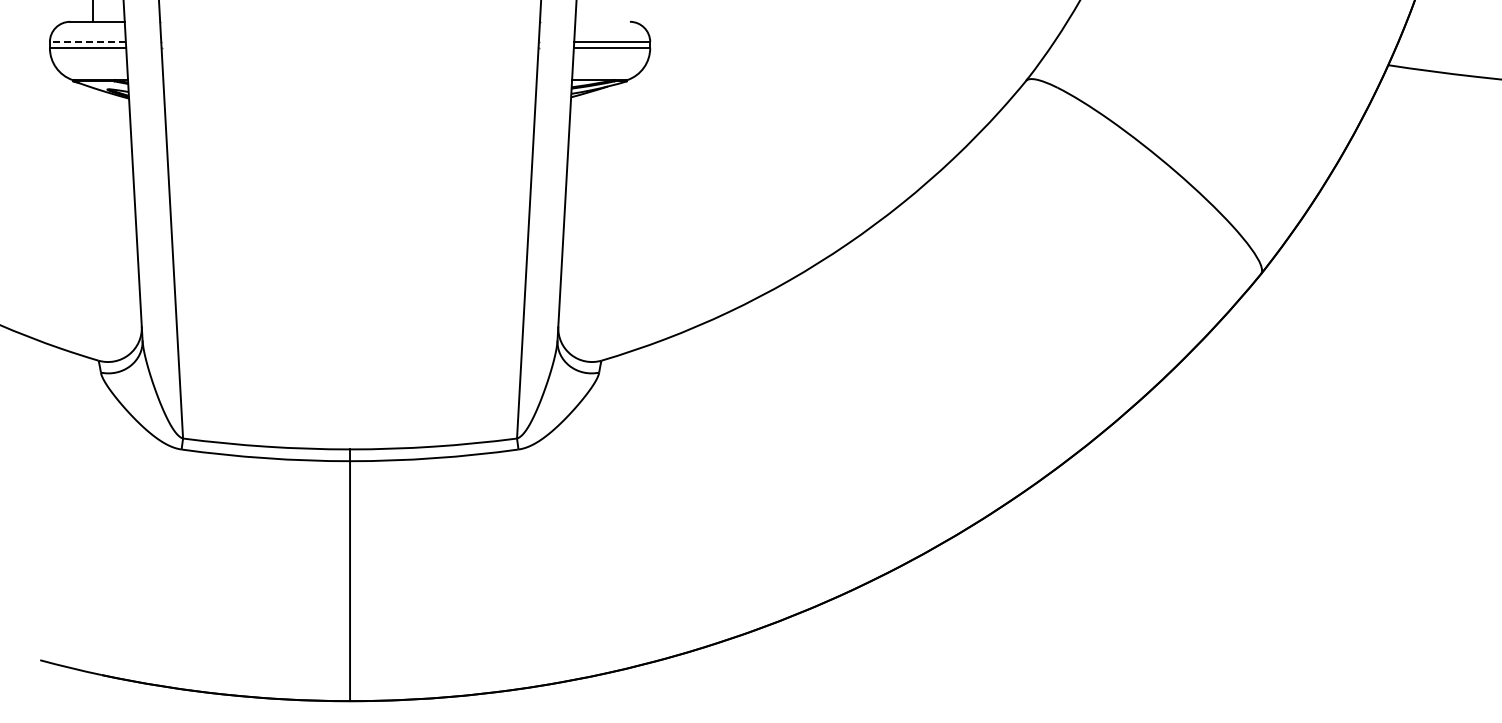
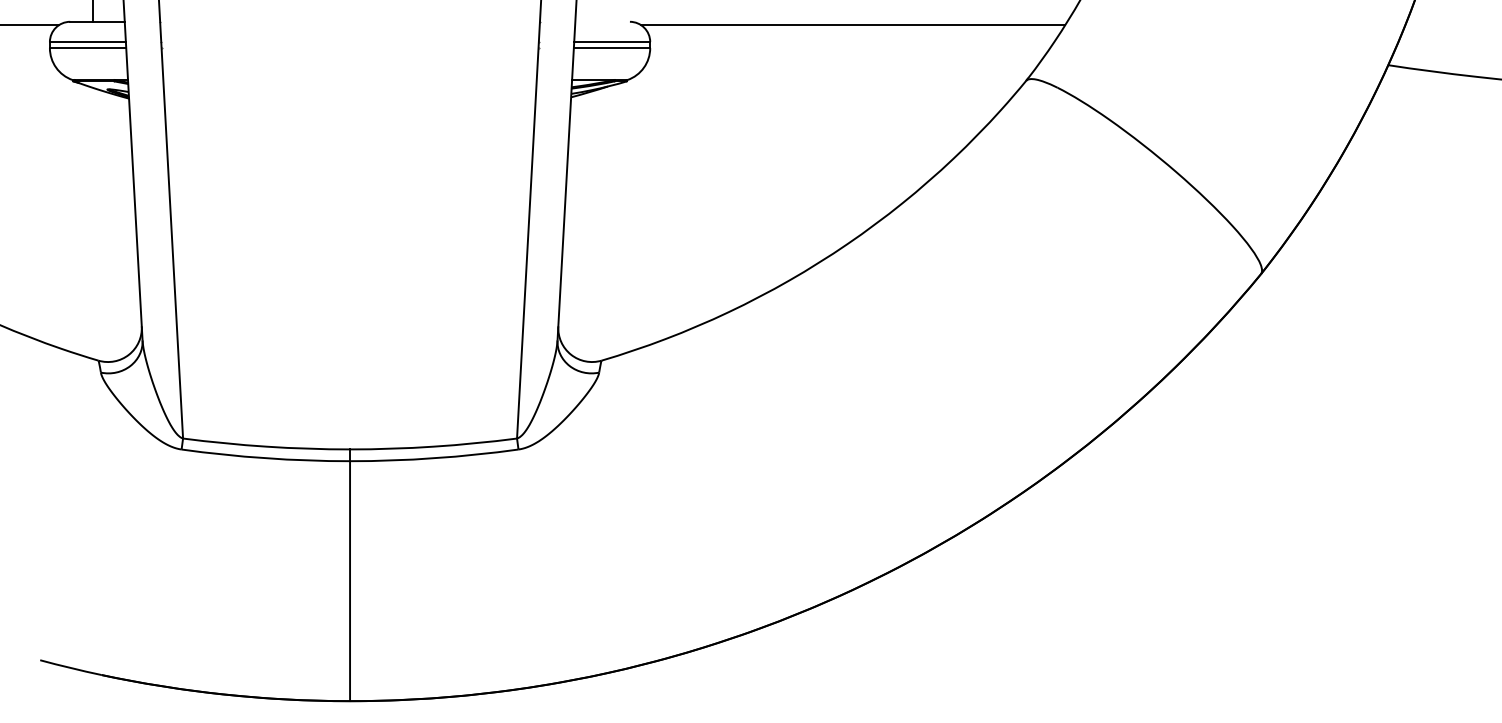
line: none -> present (30, 25)
line: none -> present (853, 25)
line: dashed -> solid (87, 42)
